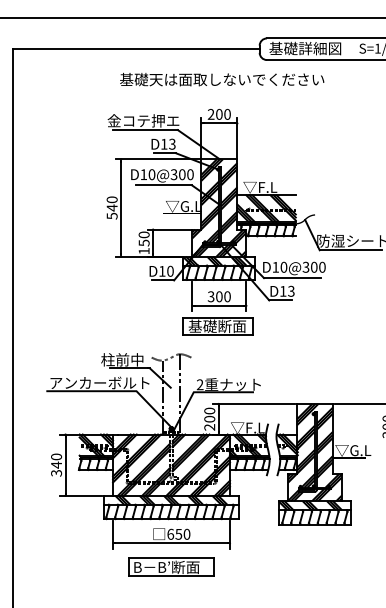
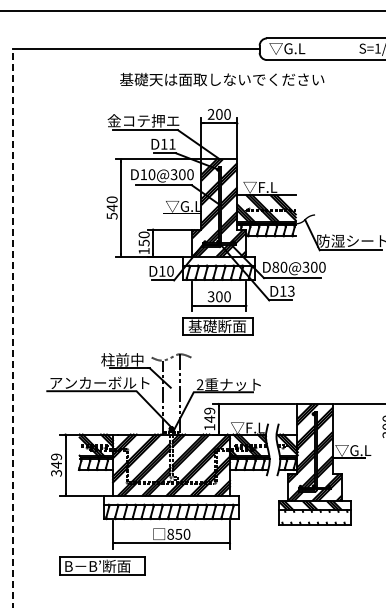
line position: (192, 18) -> (192, 11) (192, 11)
text: 基礎詳細図 -> ▽G.L (305, 48)
text: D13 -> D11 (172, 143)
hatch: present -> none (214, 260)
text: D10@300 -> D80@300 (275, 266)
line: solid -> dashed (12, 328)
text: 200 -> 149 (209, 418)
text: 340 -> 349 (56, 456)
hatch: present -> none (171, 499)
hatch: present -> none (314, 517)
text: 650 -> 850 (170, 534)
part position: (171, 566) -> (102, 565) (102, 565)
